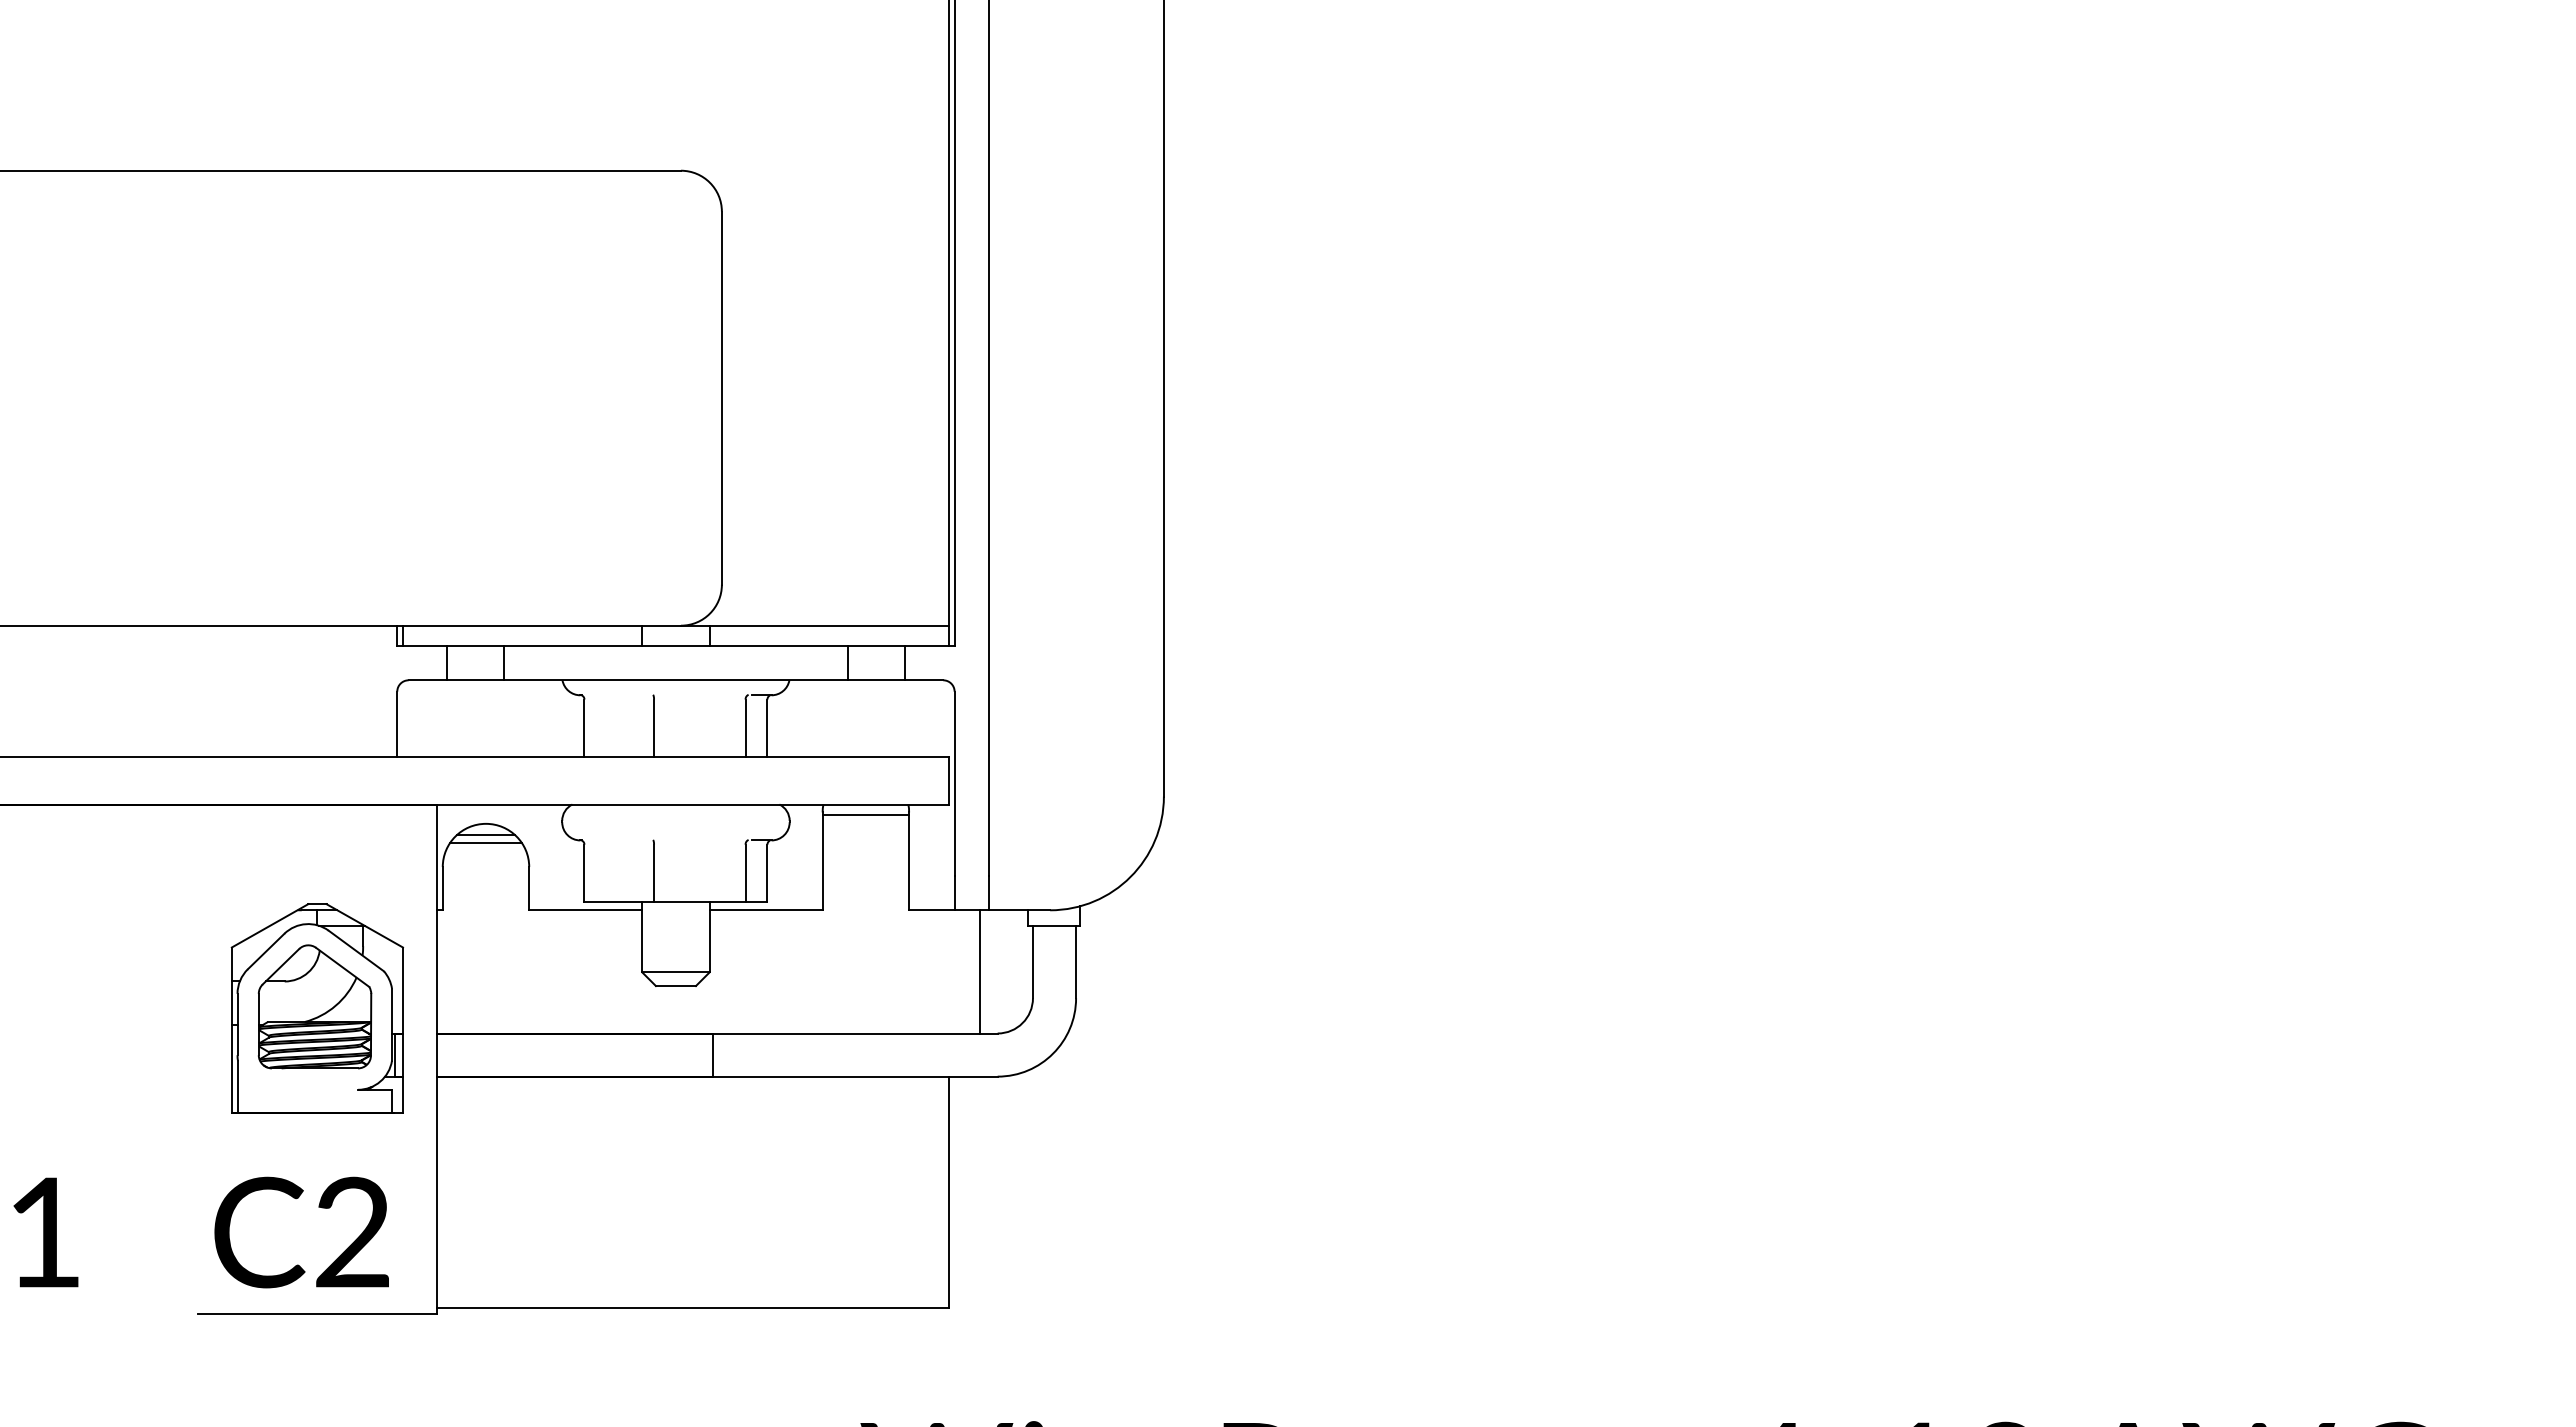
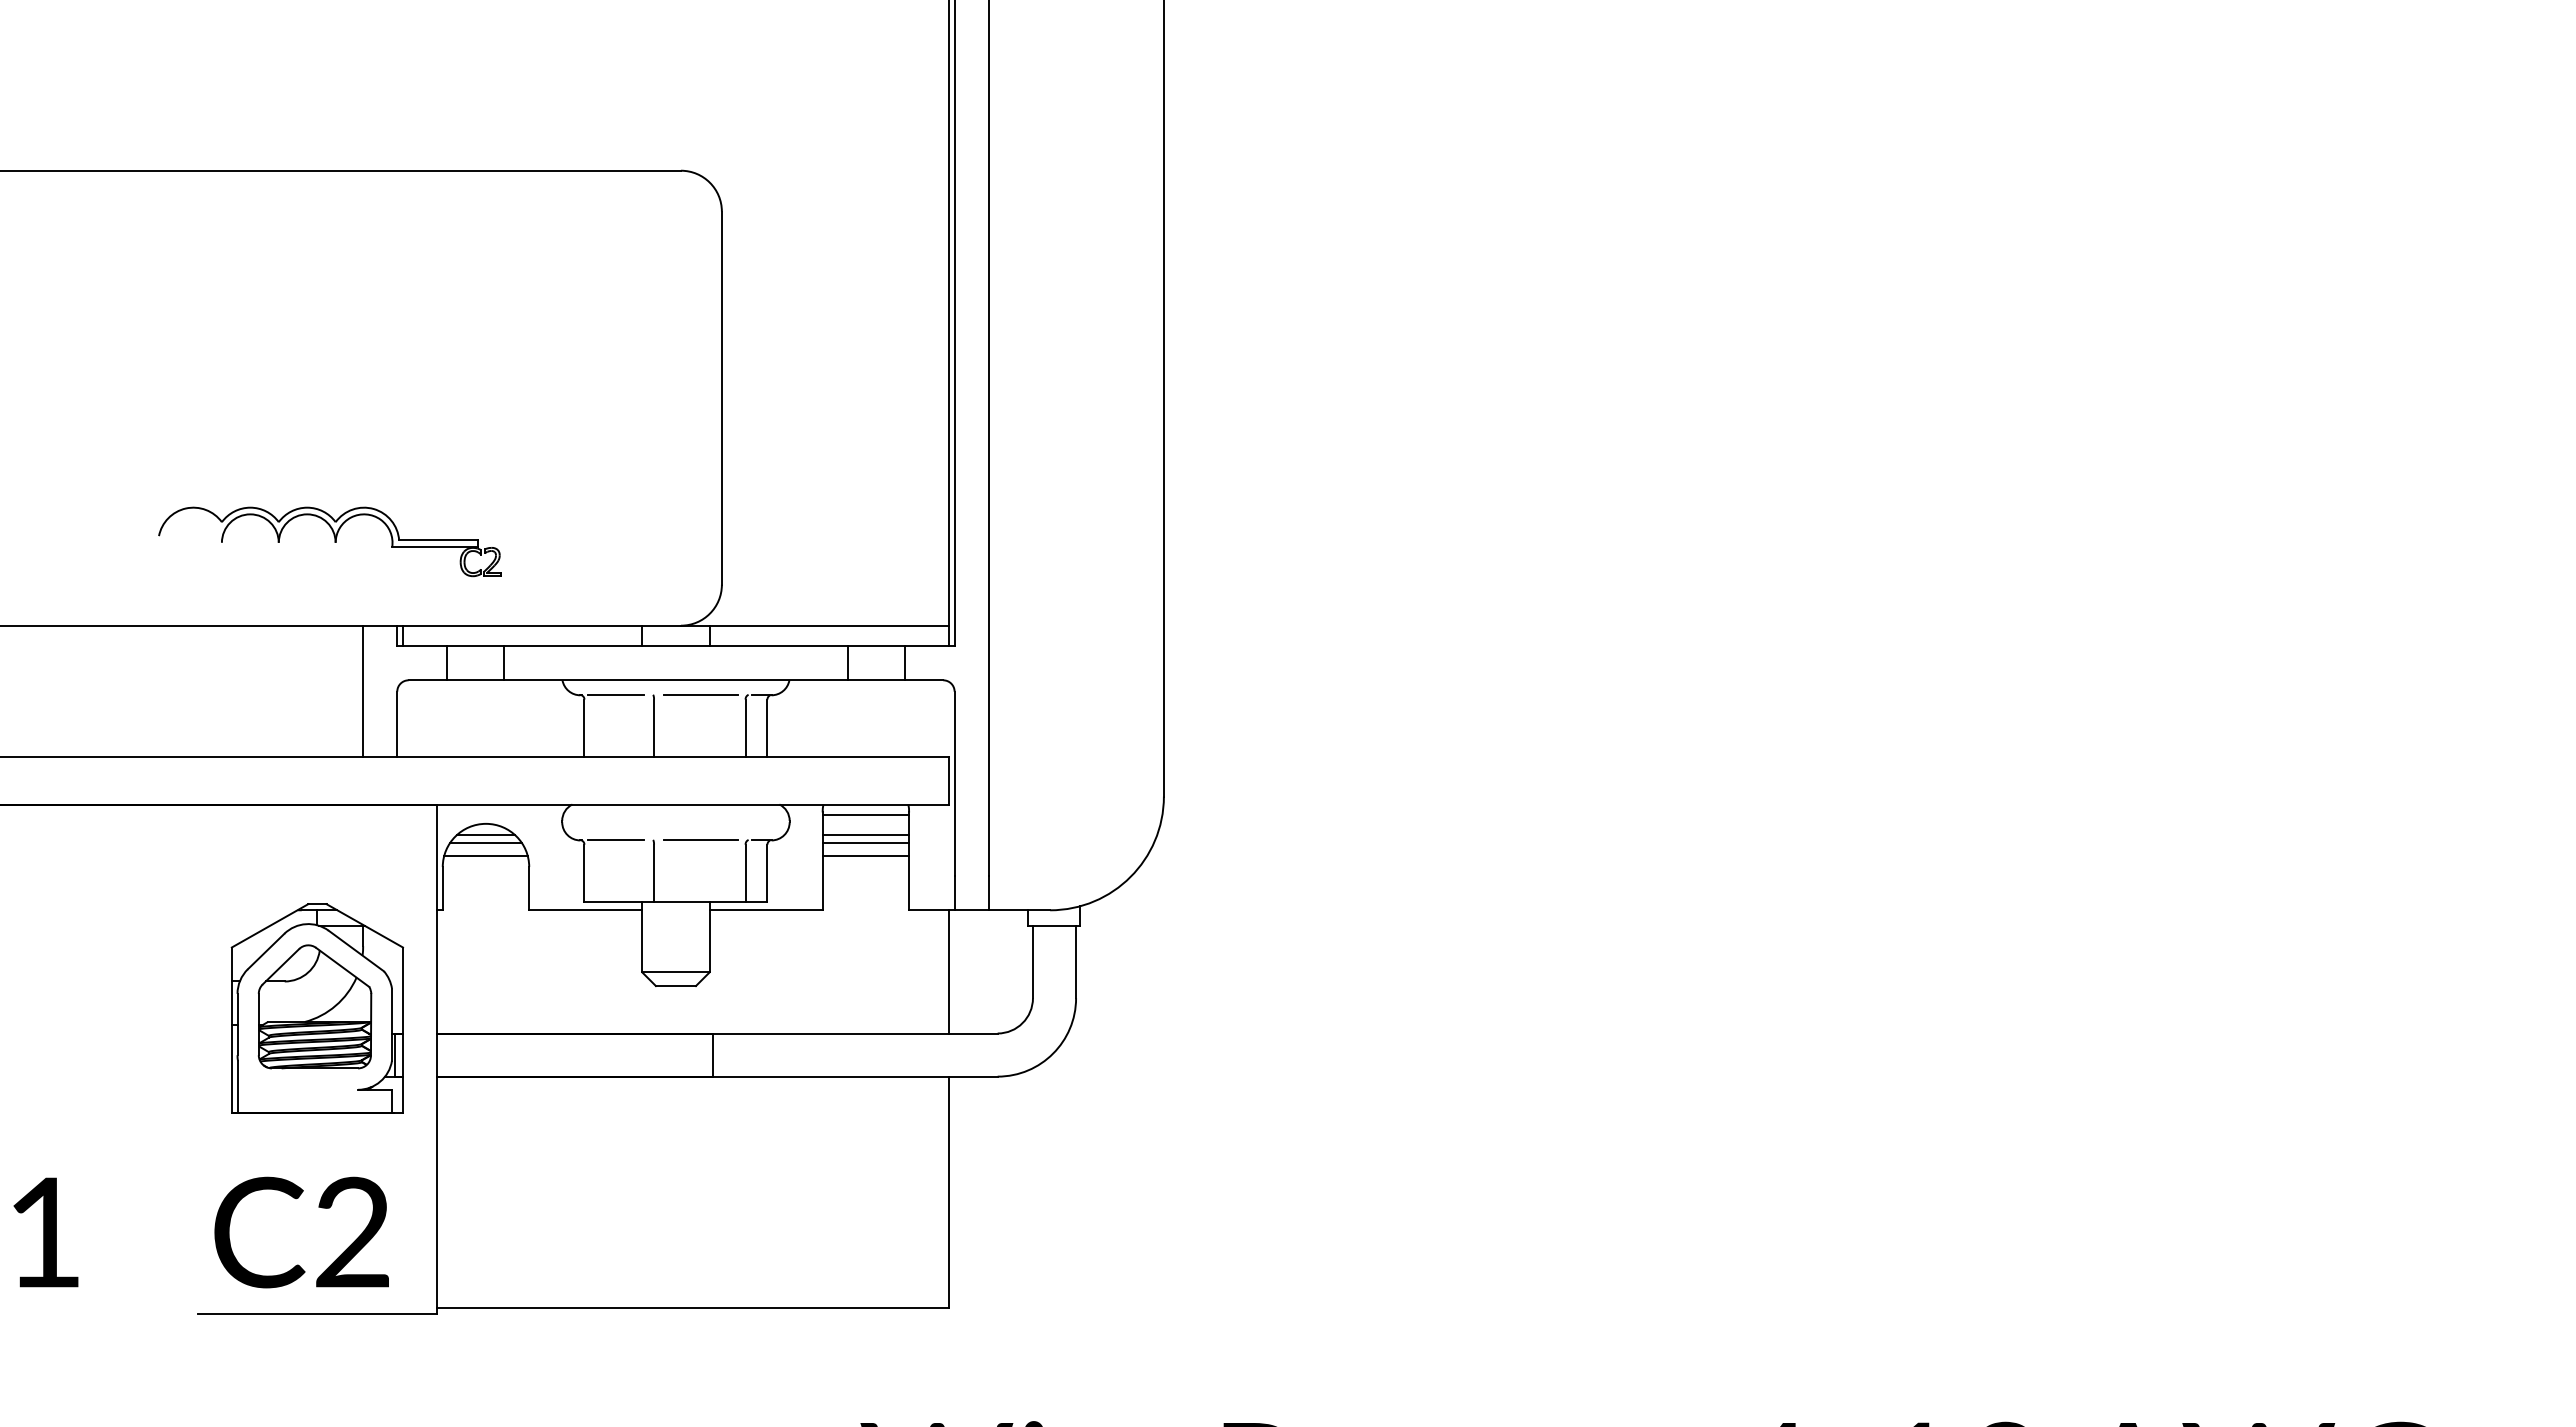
part: none -> present (329, 541)
line: none -> present (363, 691)
line: none -> present (615, 695)
line: none -> present (700, 695)
line: none -> present (865, 834)
line: none -> present (615, 840)
line: none -> present (700, 840)
line: none -> present (865, 843)
line: none -> present (485, 855)
line: none -> present (865, 855)
line position: (979, 971) -> (948, 971) (948, 971)
